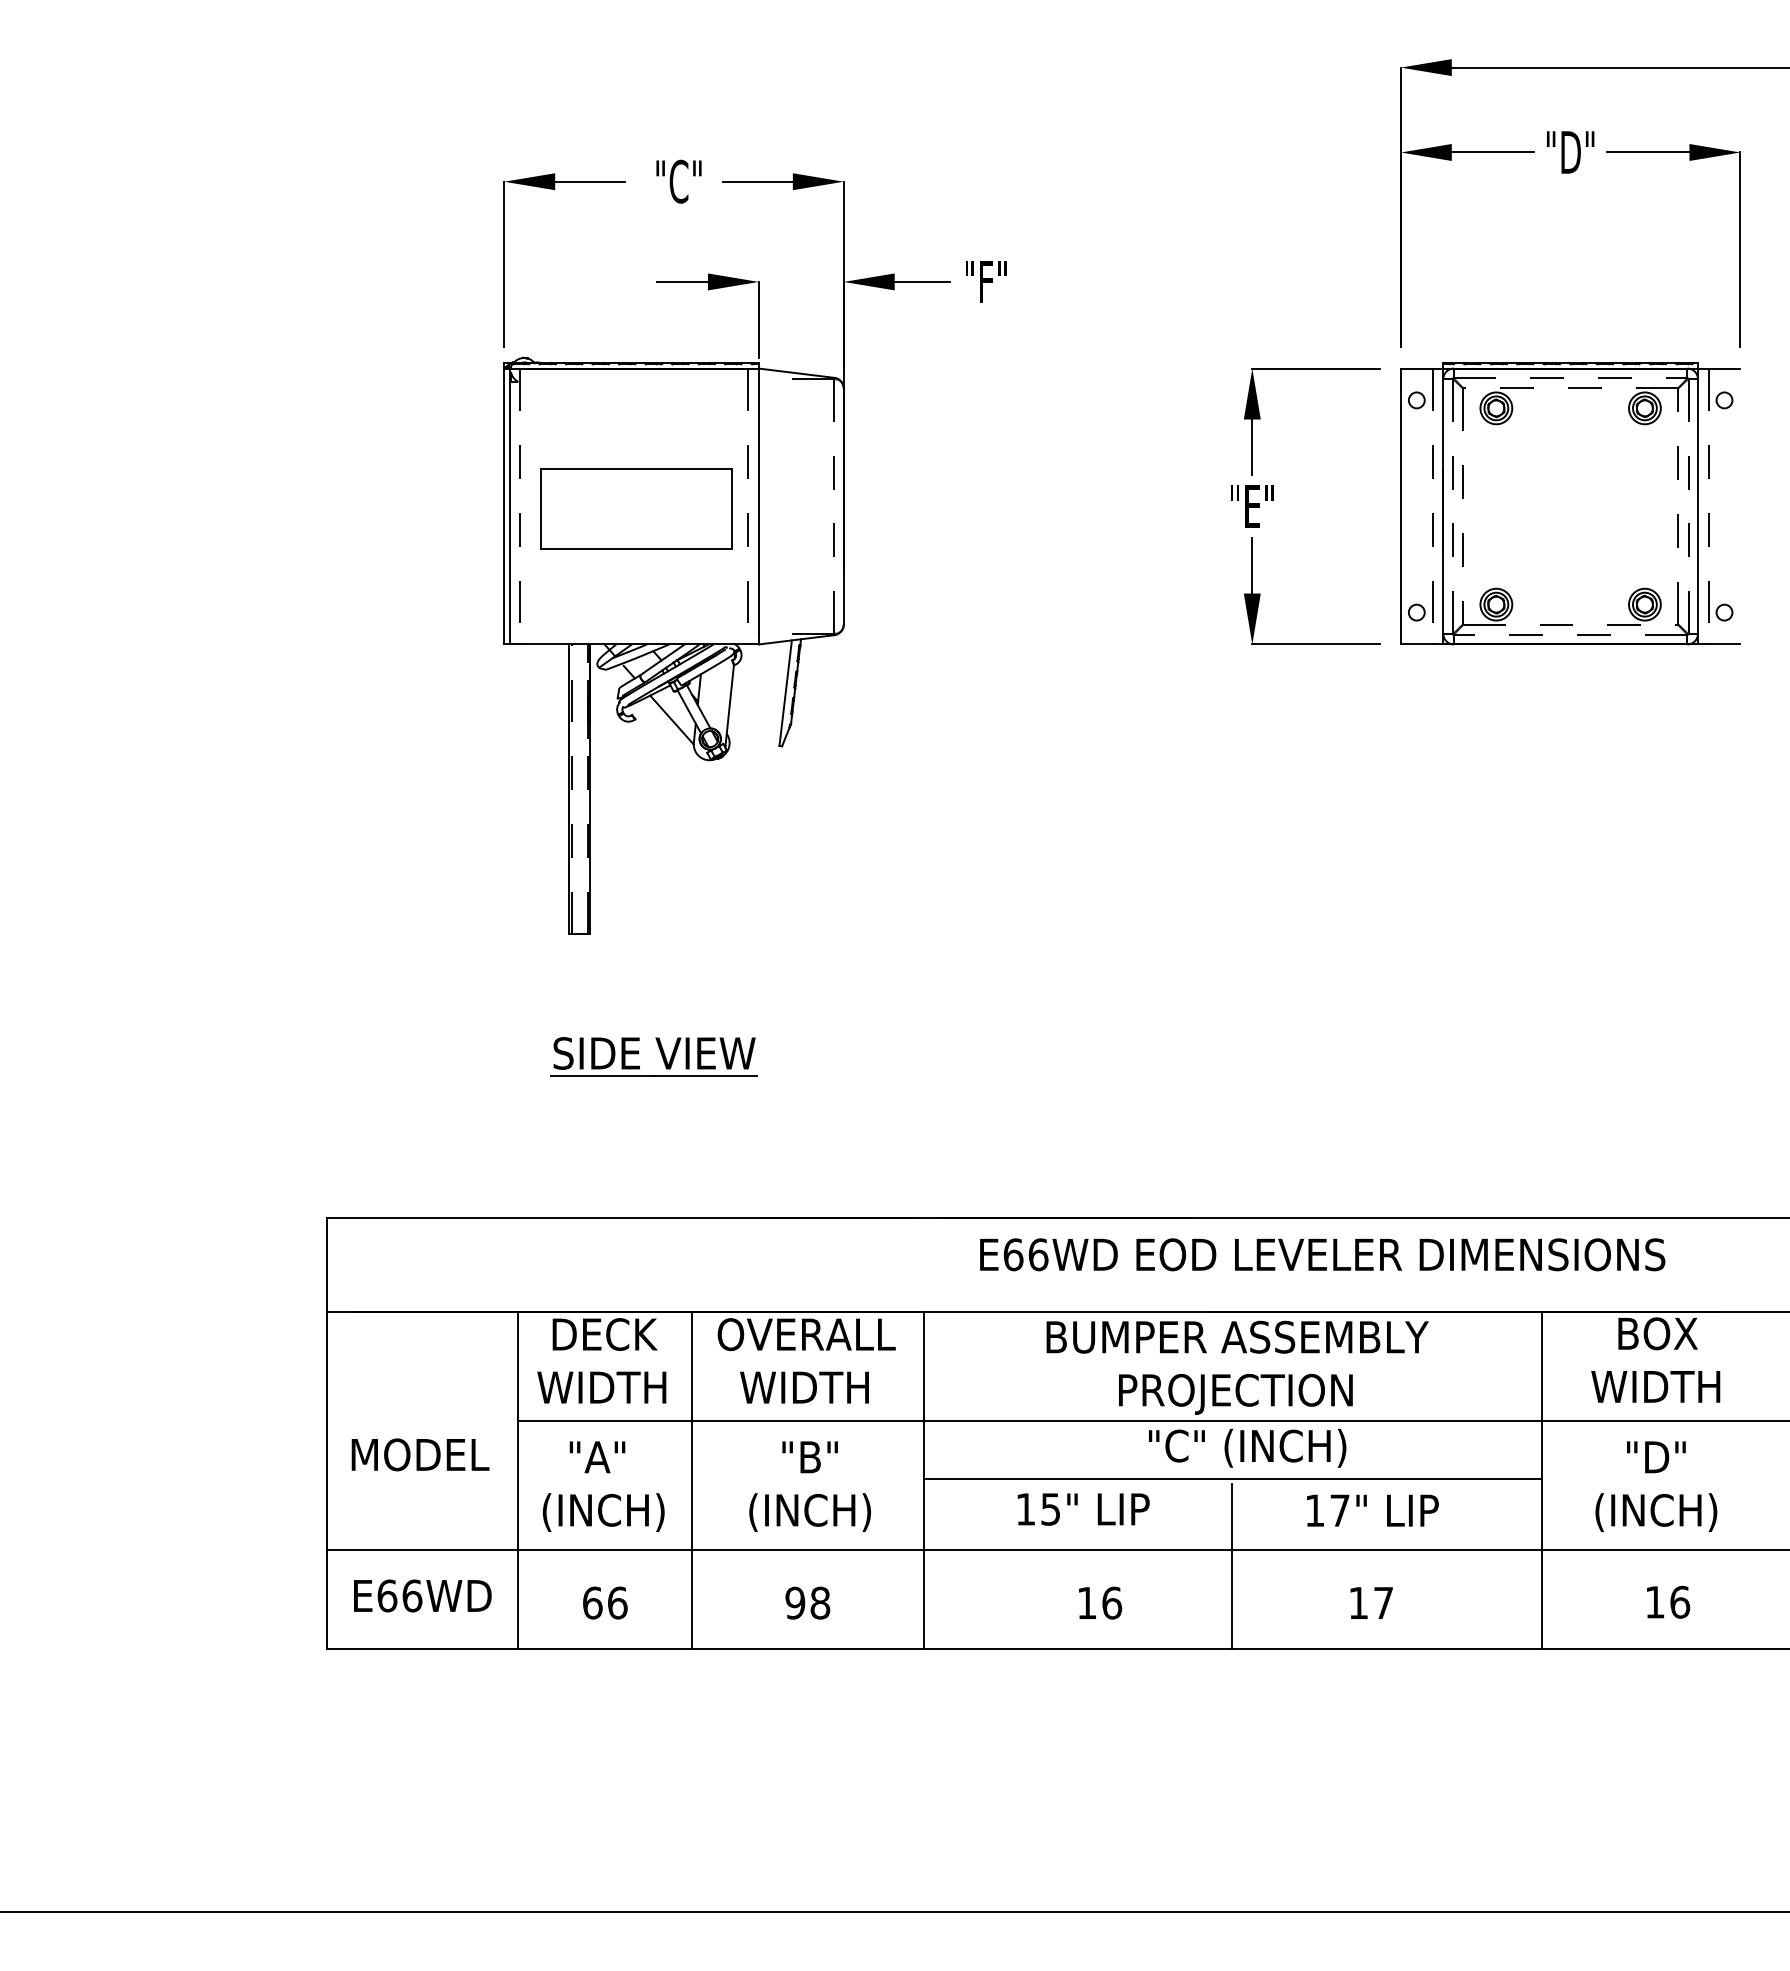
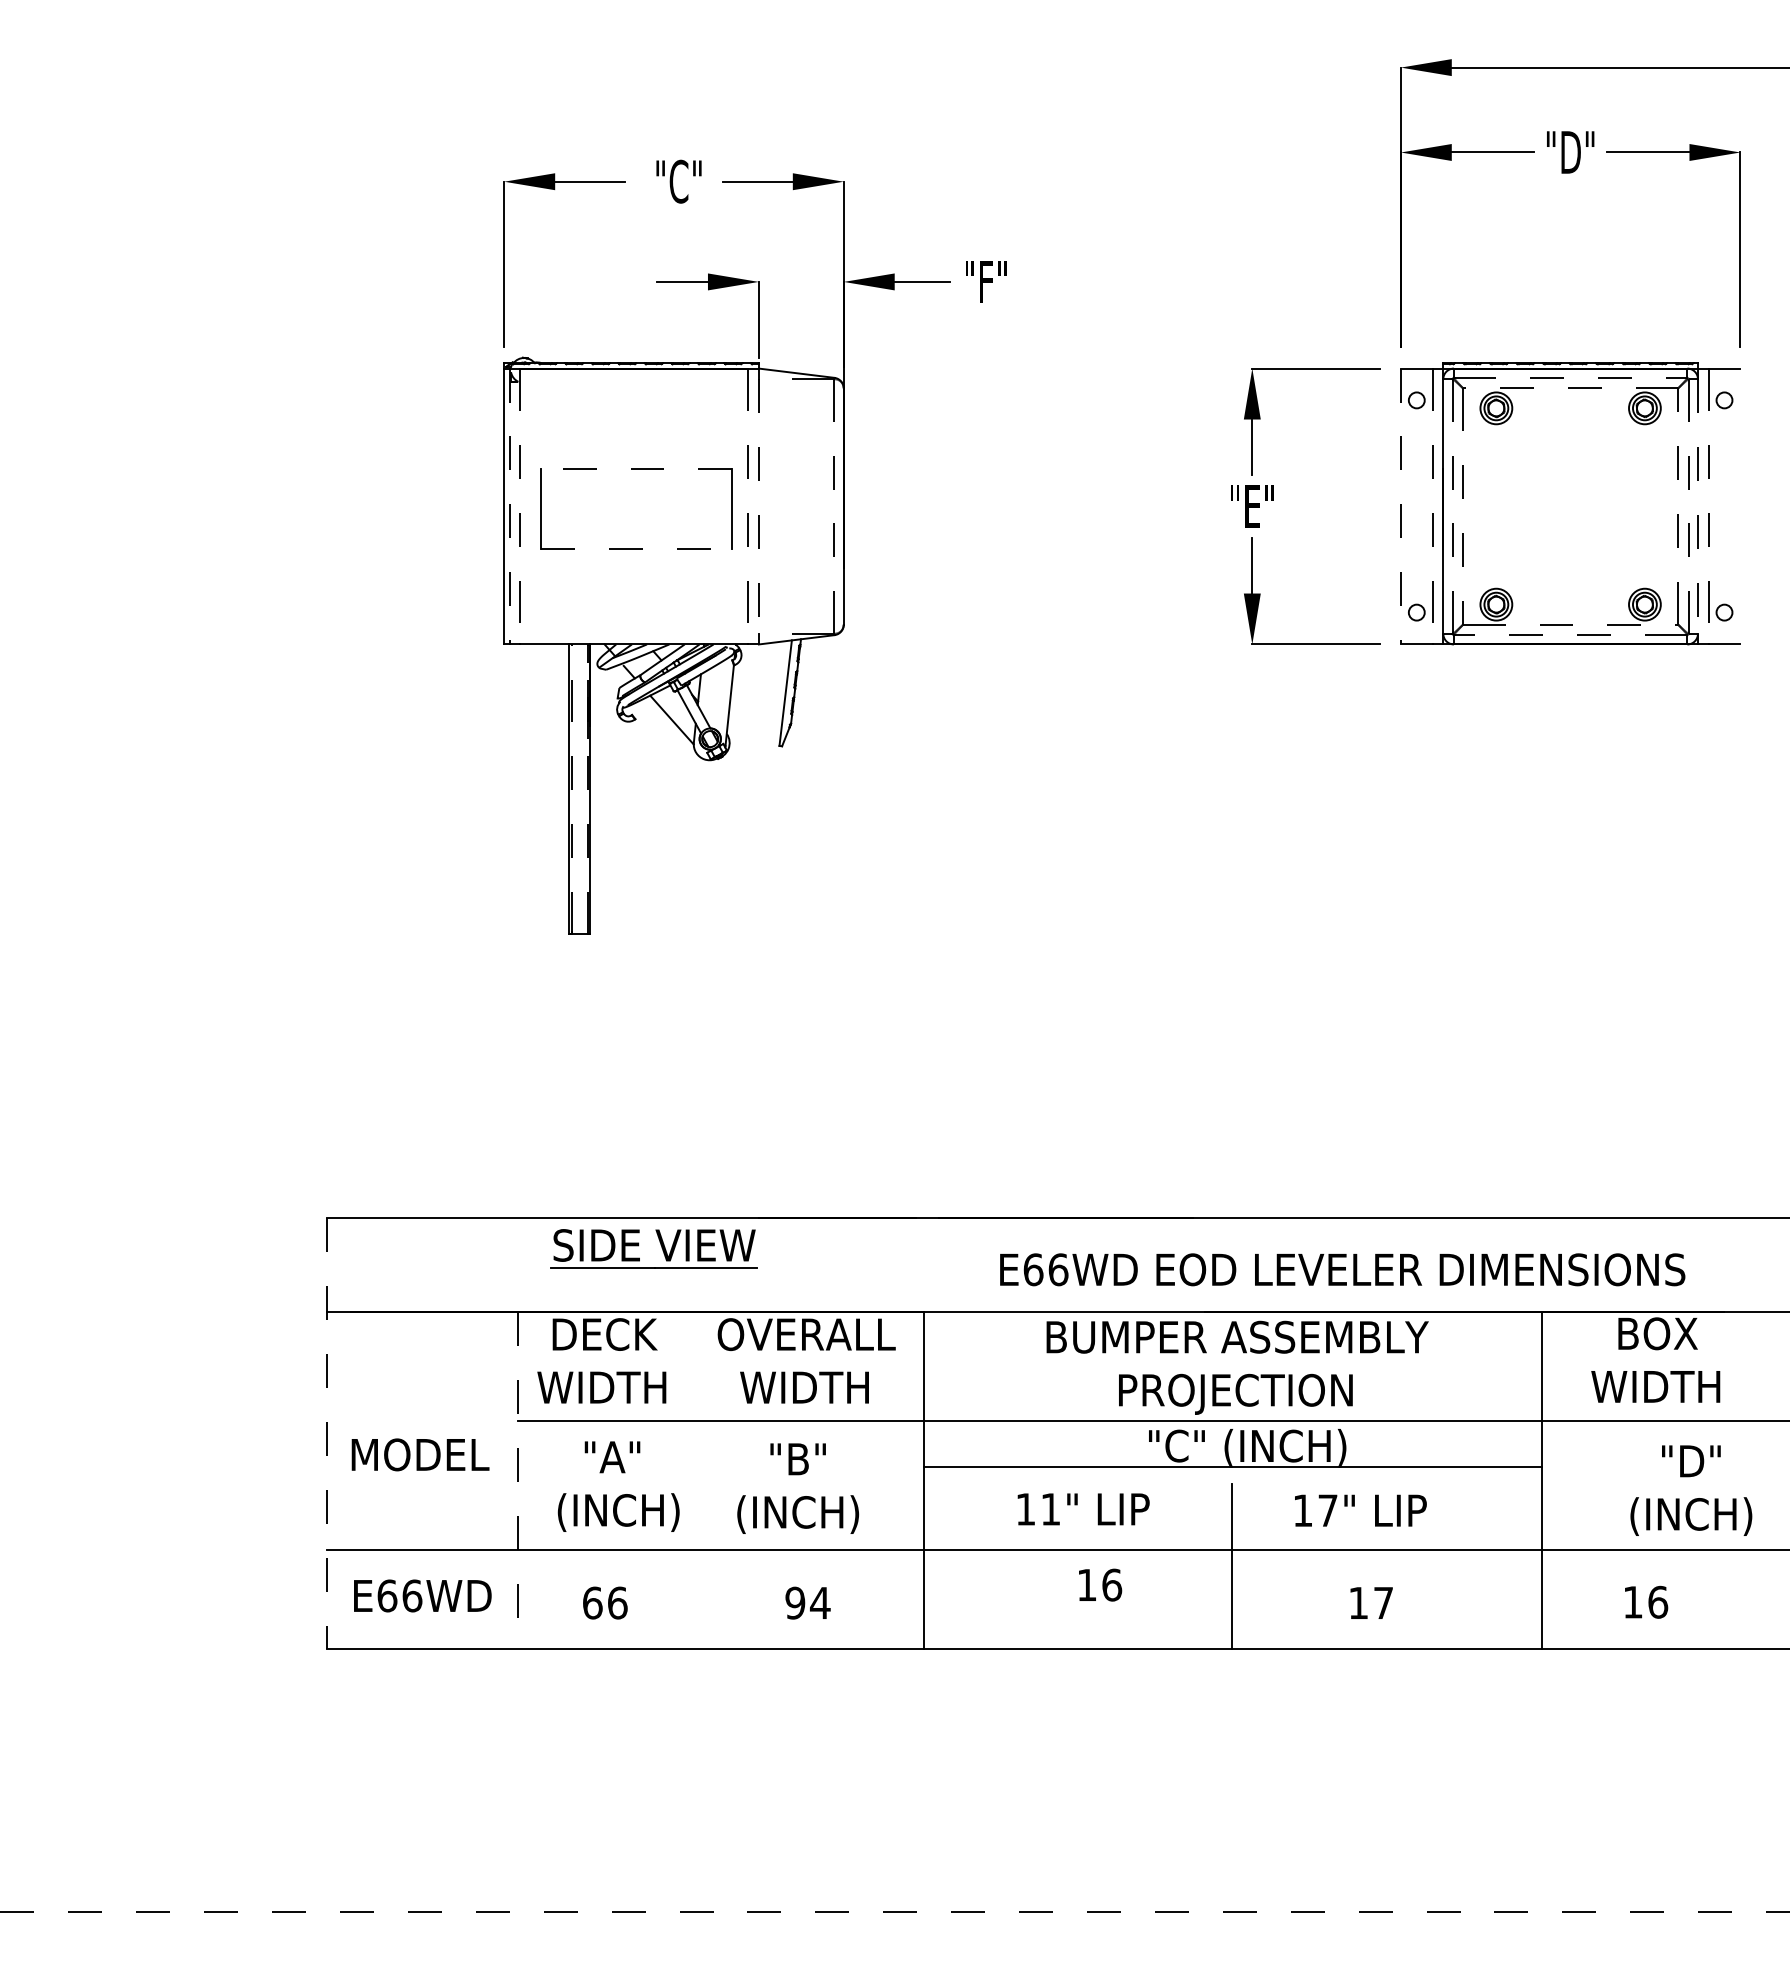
line: solid -> dashed (636, 469)
line: solid -> dashed (509, 506)
line: solid -> dashed (1400, 506)
line: solid -> dashed (758, 507)
line: solid -> dashed (1697, 507)
line: solid -> dashed (637, 548)
part position: (660, 1053) -> (660, 1245) (660, 1245)
text position: (1322, 1254) -> (1342, 1269) (1342, 1269)
line: solid -> dashed (327, 1434)
line position: (1233, 1479) -> (1233, 1467) (1233, 1467)
line: solid -> dashed (518, 1480)
line: present -> none (692, 1480)
text position: (603, 1486) -> (618, 1486) (618, 1486)
text position: (809, 1486) -> (797, 1488) (797, 1488)
text position: (1656, 1486) -> (1691, 1490) (1691, 1490)
text: 15" -> 11" (1050, 1509)
text position: (1372, 1510) -> (1360, 1510) (1360, 1510)
text position: (1668, 1601) -> (1646, 1601) (1646, 1601)
text: 98 -> 94 (819, 1602)
text position: (1100, 1602) -> (1100, 1584) (1100, 1584)
line: solid -> dashed (895, 1911)
